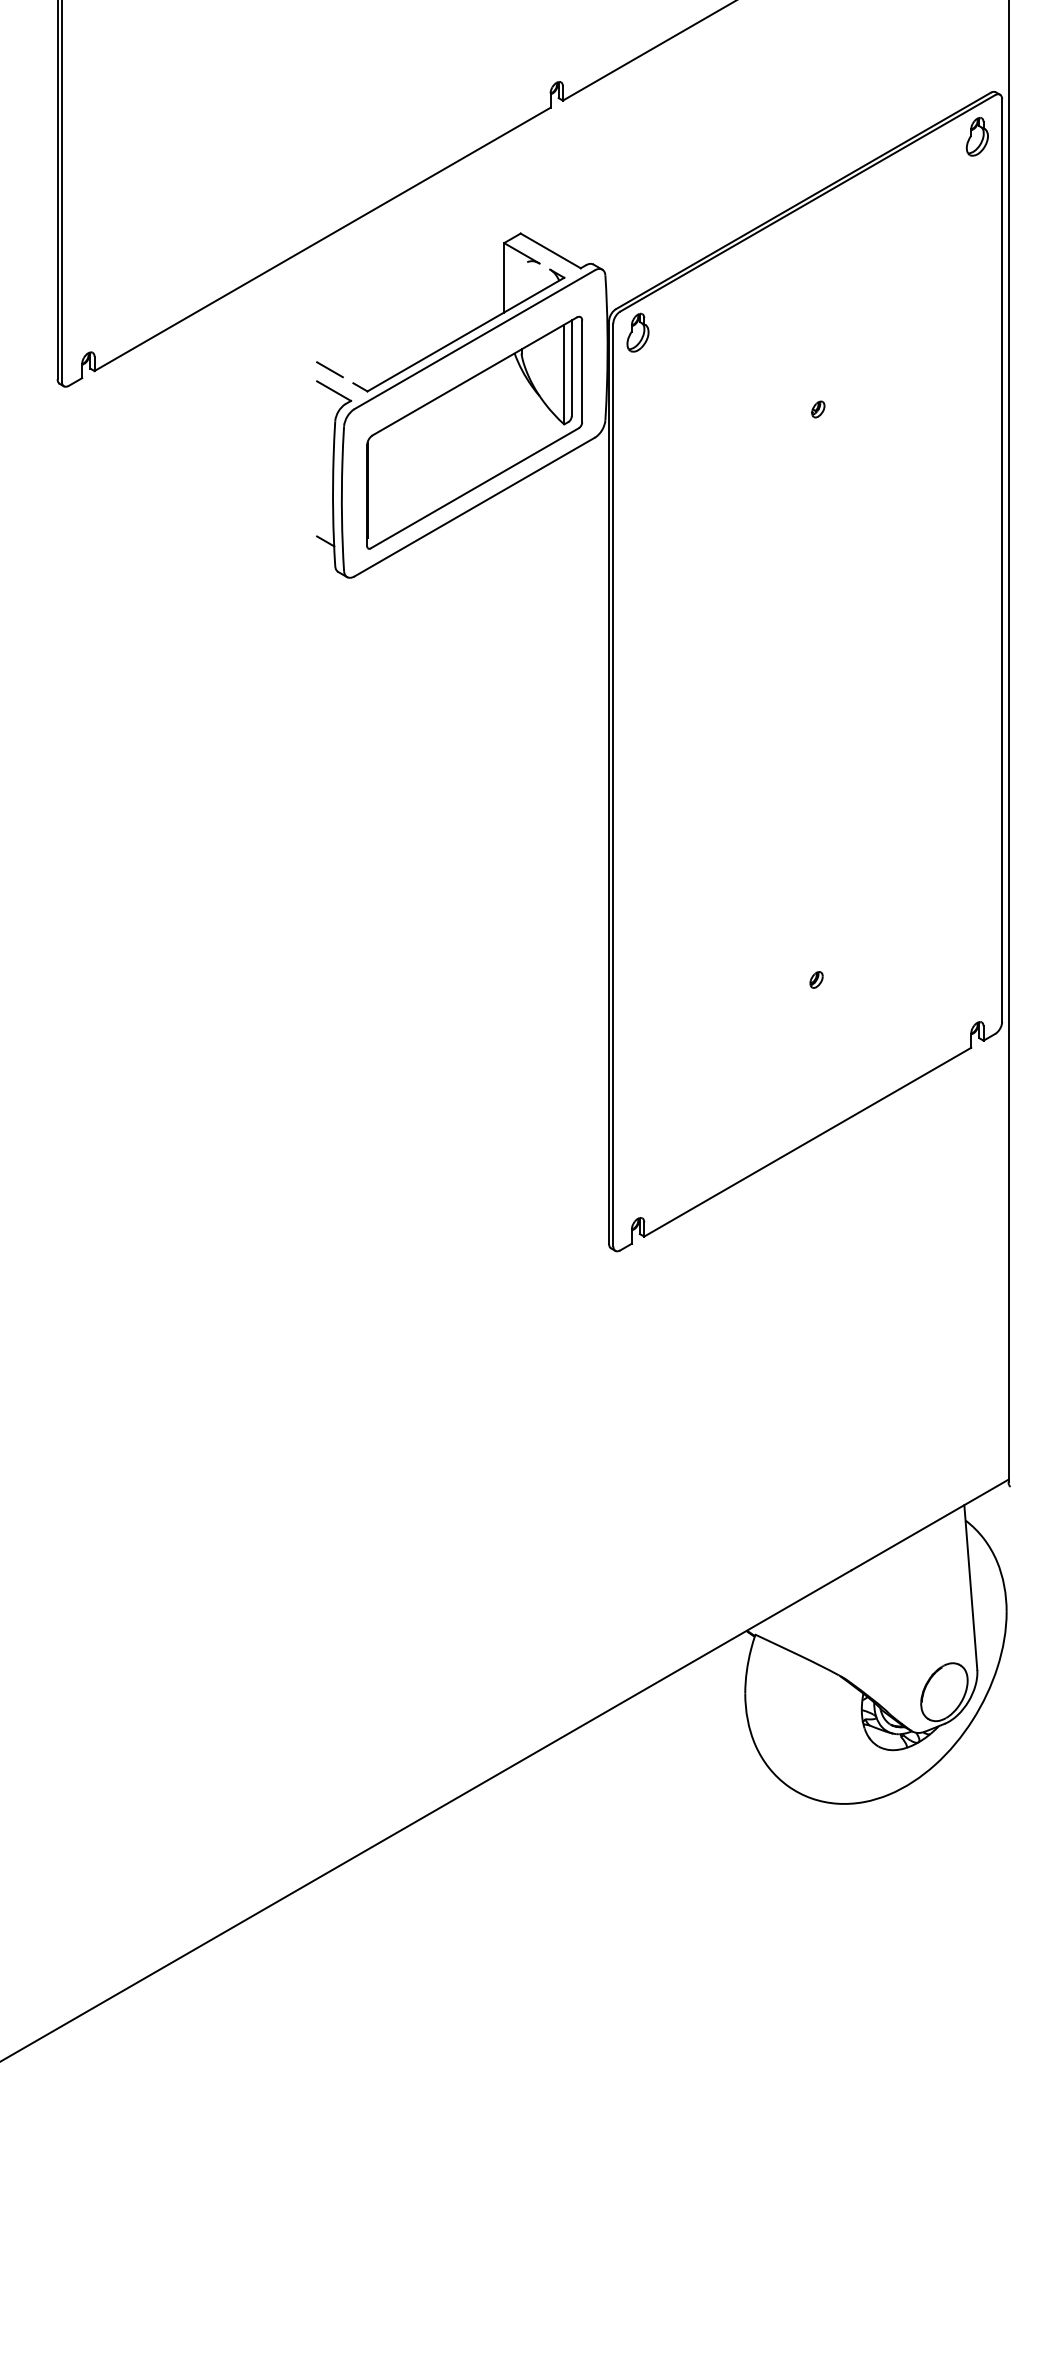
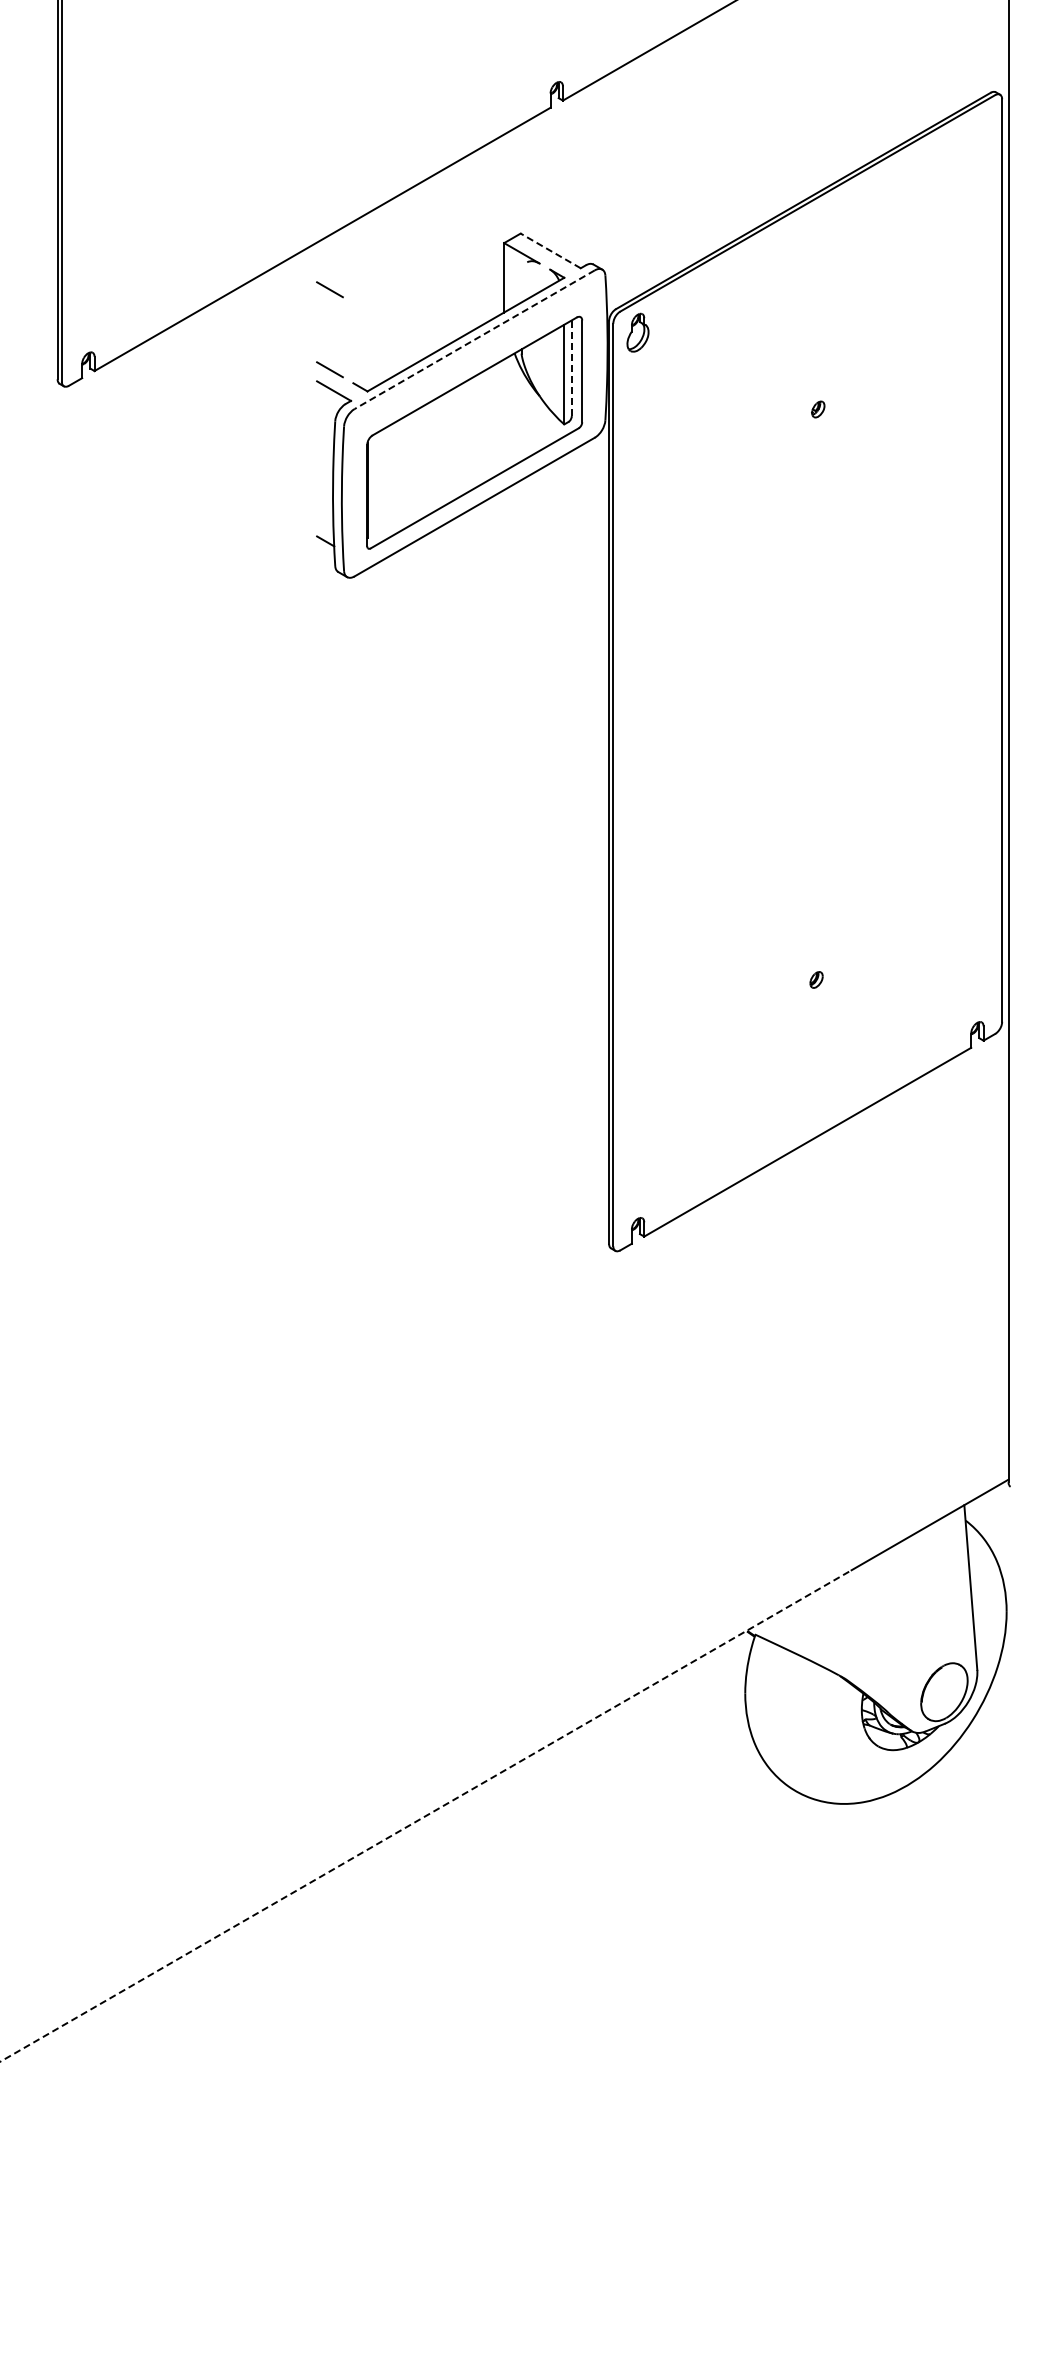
part: present -> none (976, 136)
line: solid -> dashed (550, 250)
line: none -> present (329, 289)
line: solid -> dashed (474, 339)
line: solid -> dashed (571, 368)
line: solid -> dashed (426, 1815)
